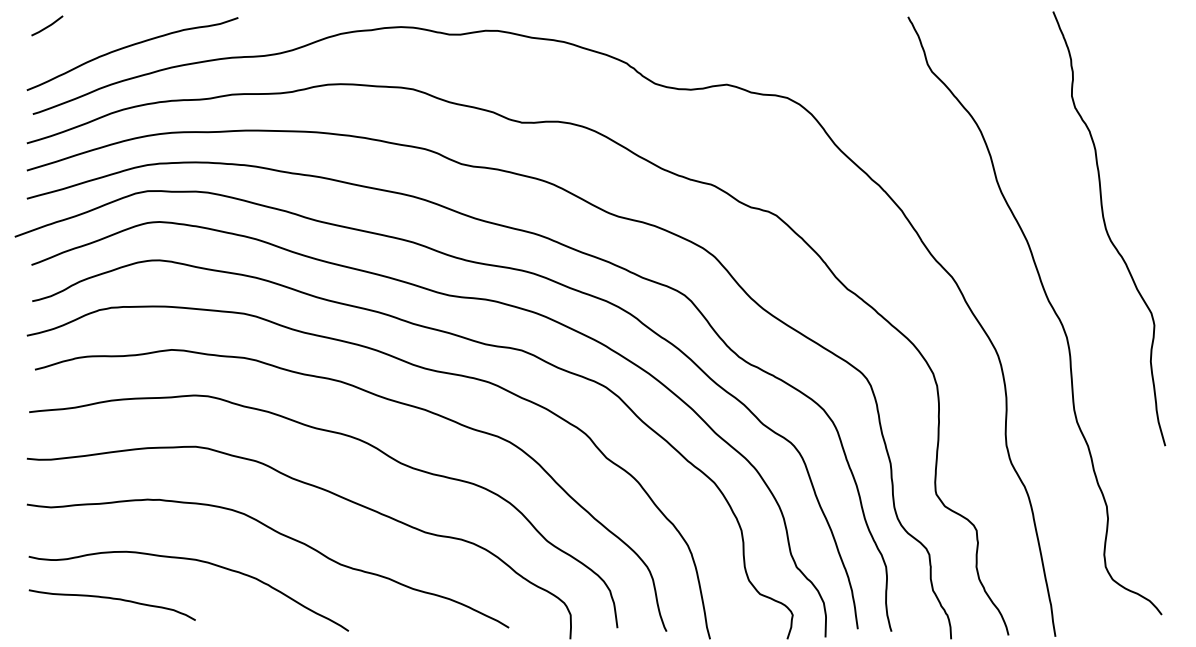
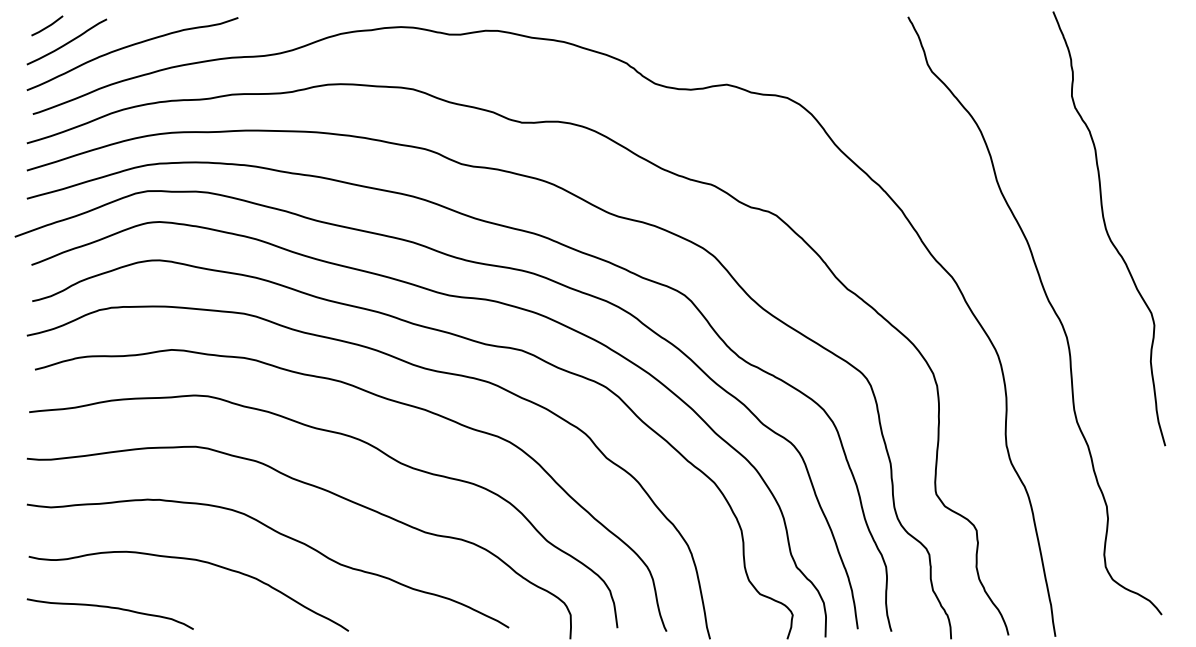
curve: none -> present (66, 42)
curve position: (111, 599) -> (109, 608) (109, 608)
